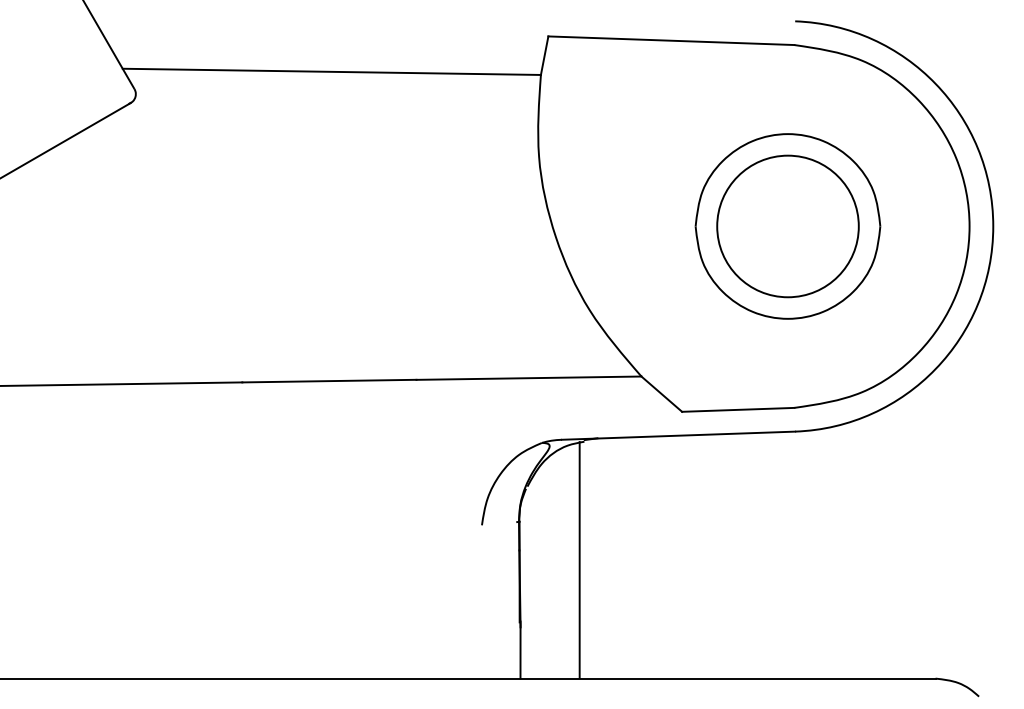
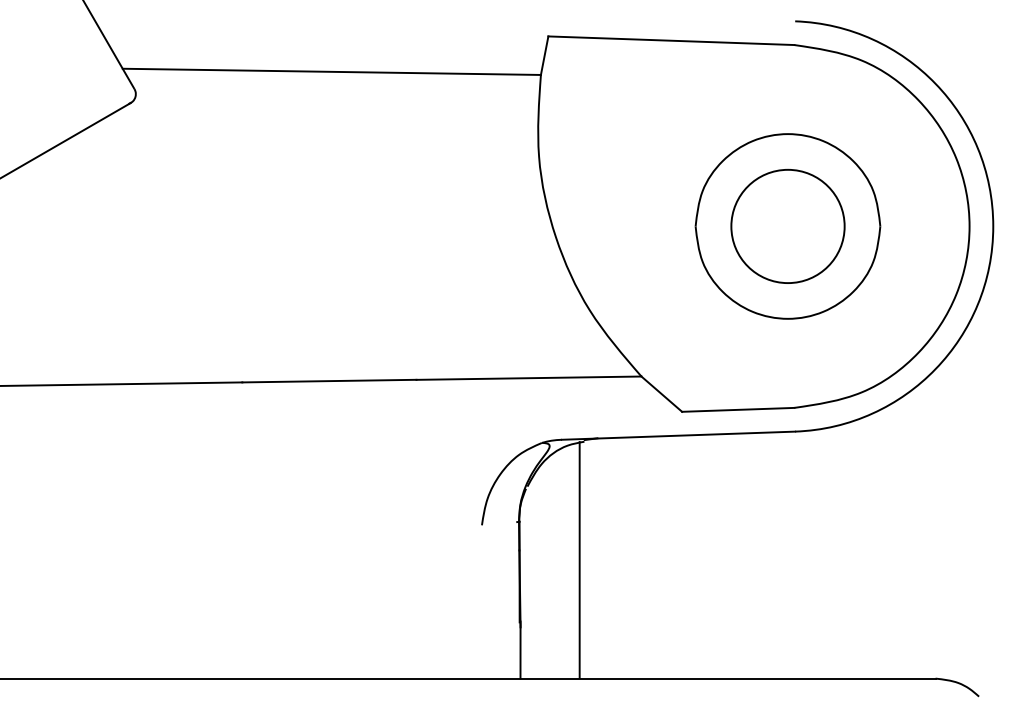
circle diameter: 142 px -> 113 px (787, 226)
